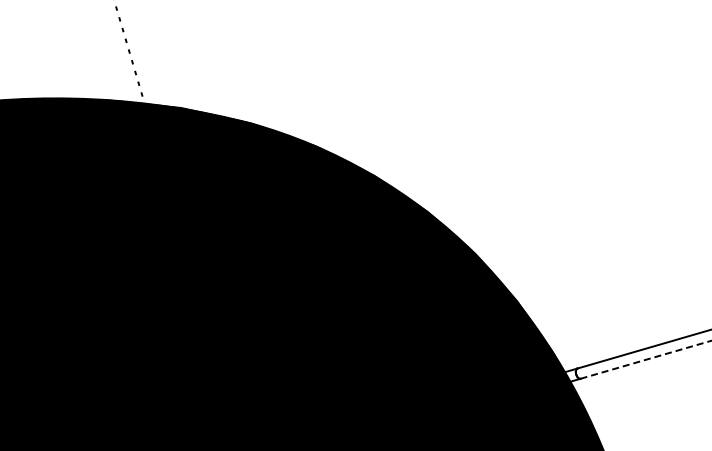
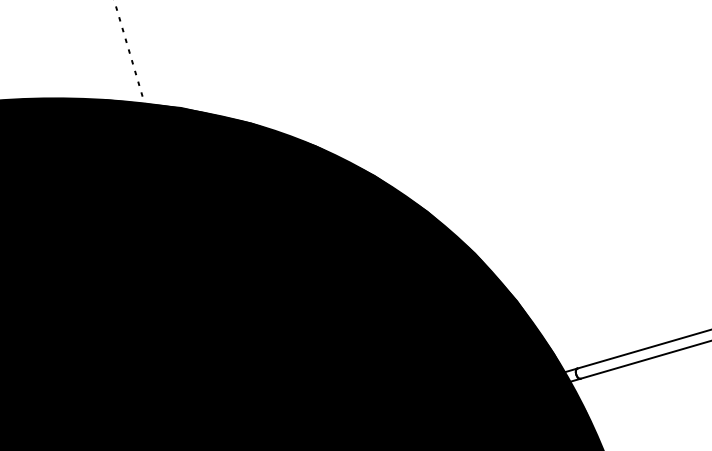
line: dashed -> solid (646, 359)
